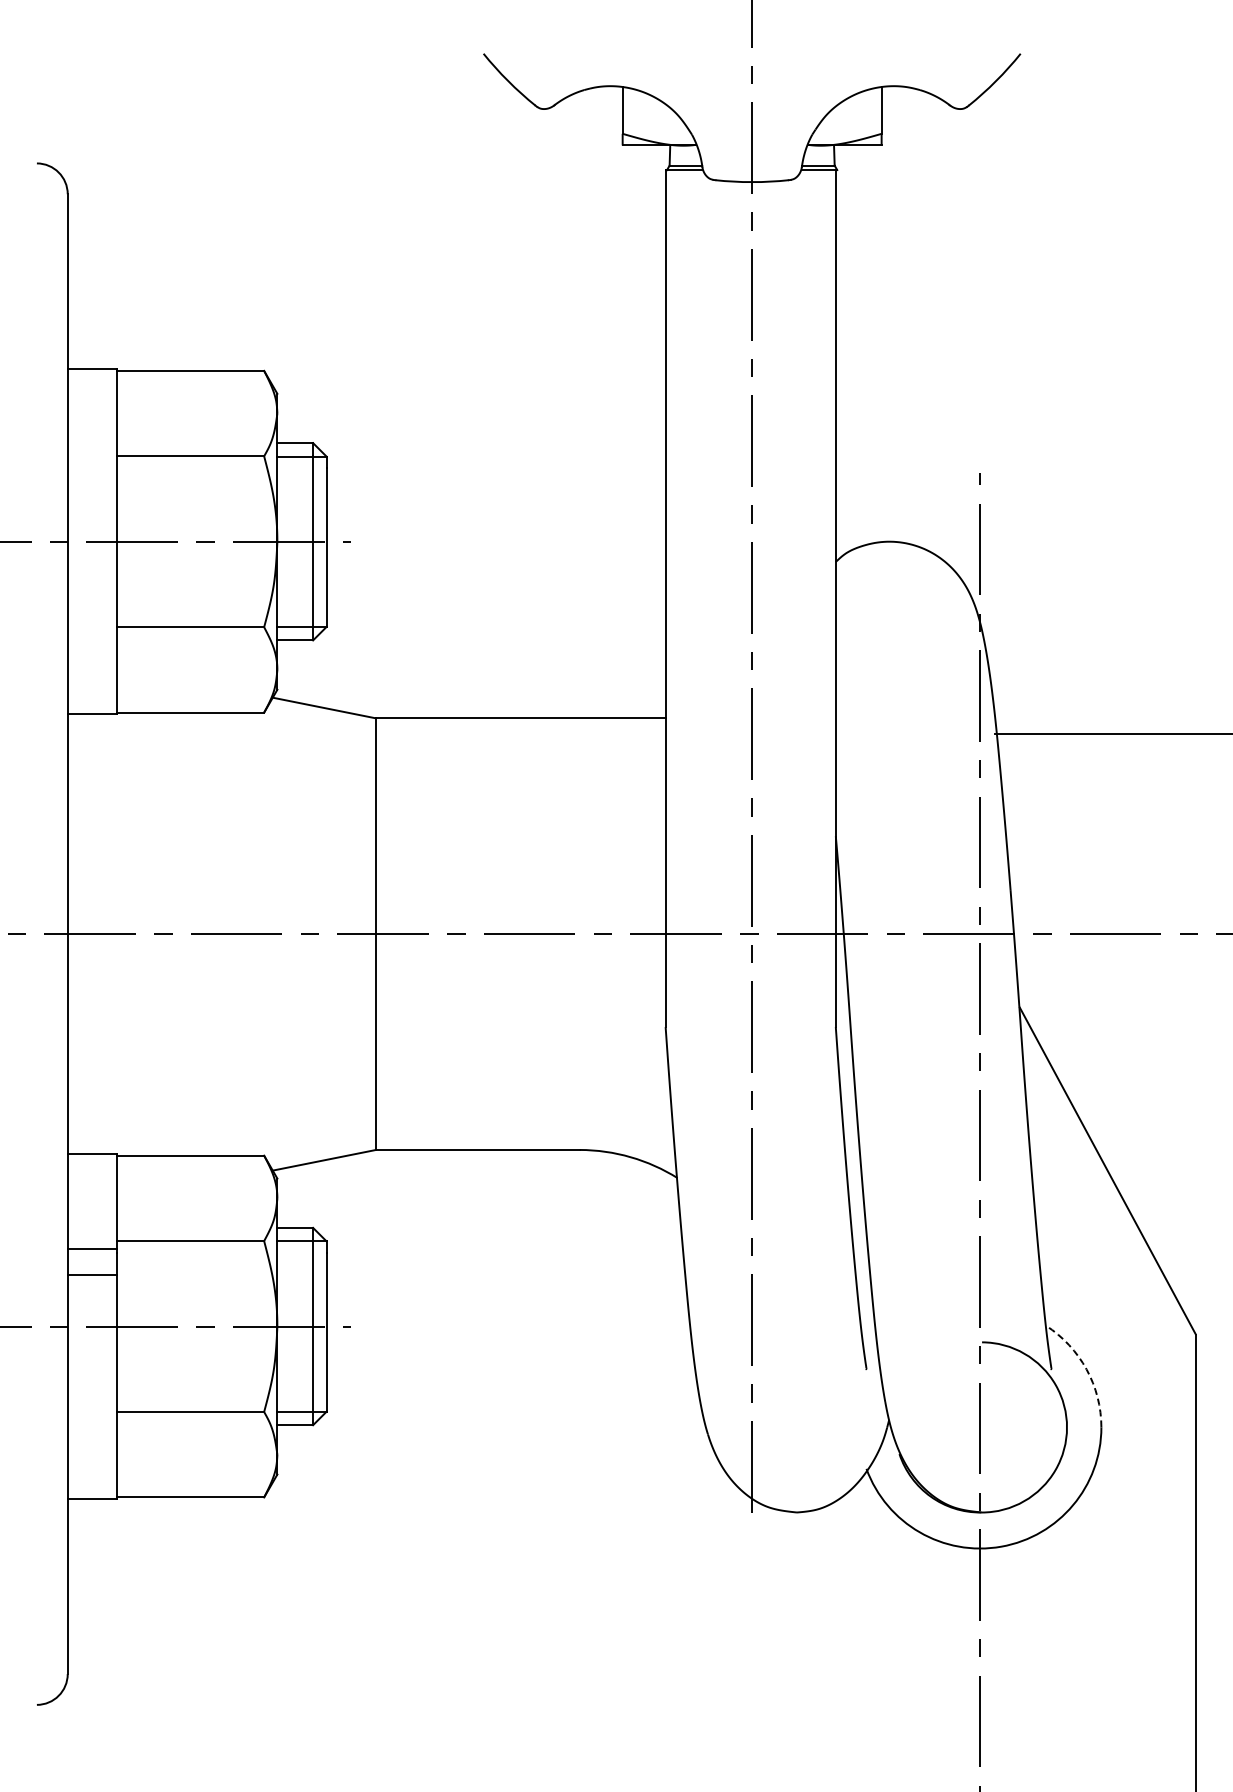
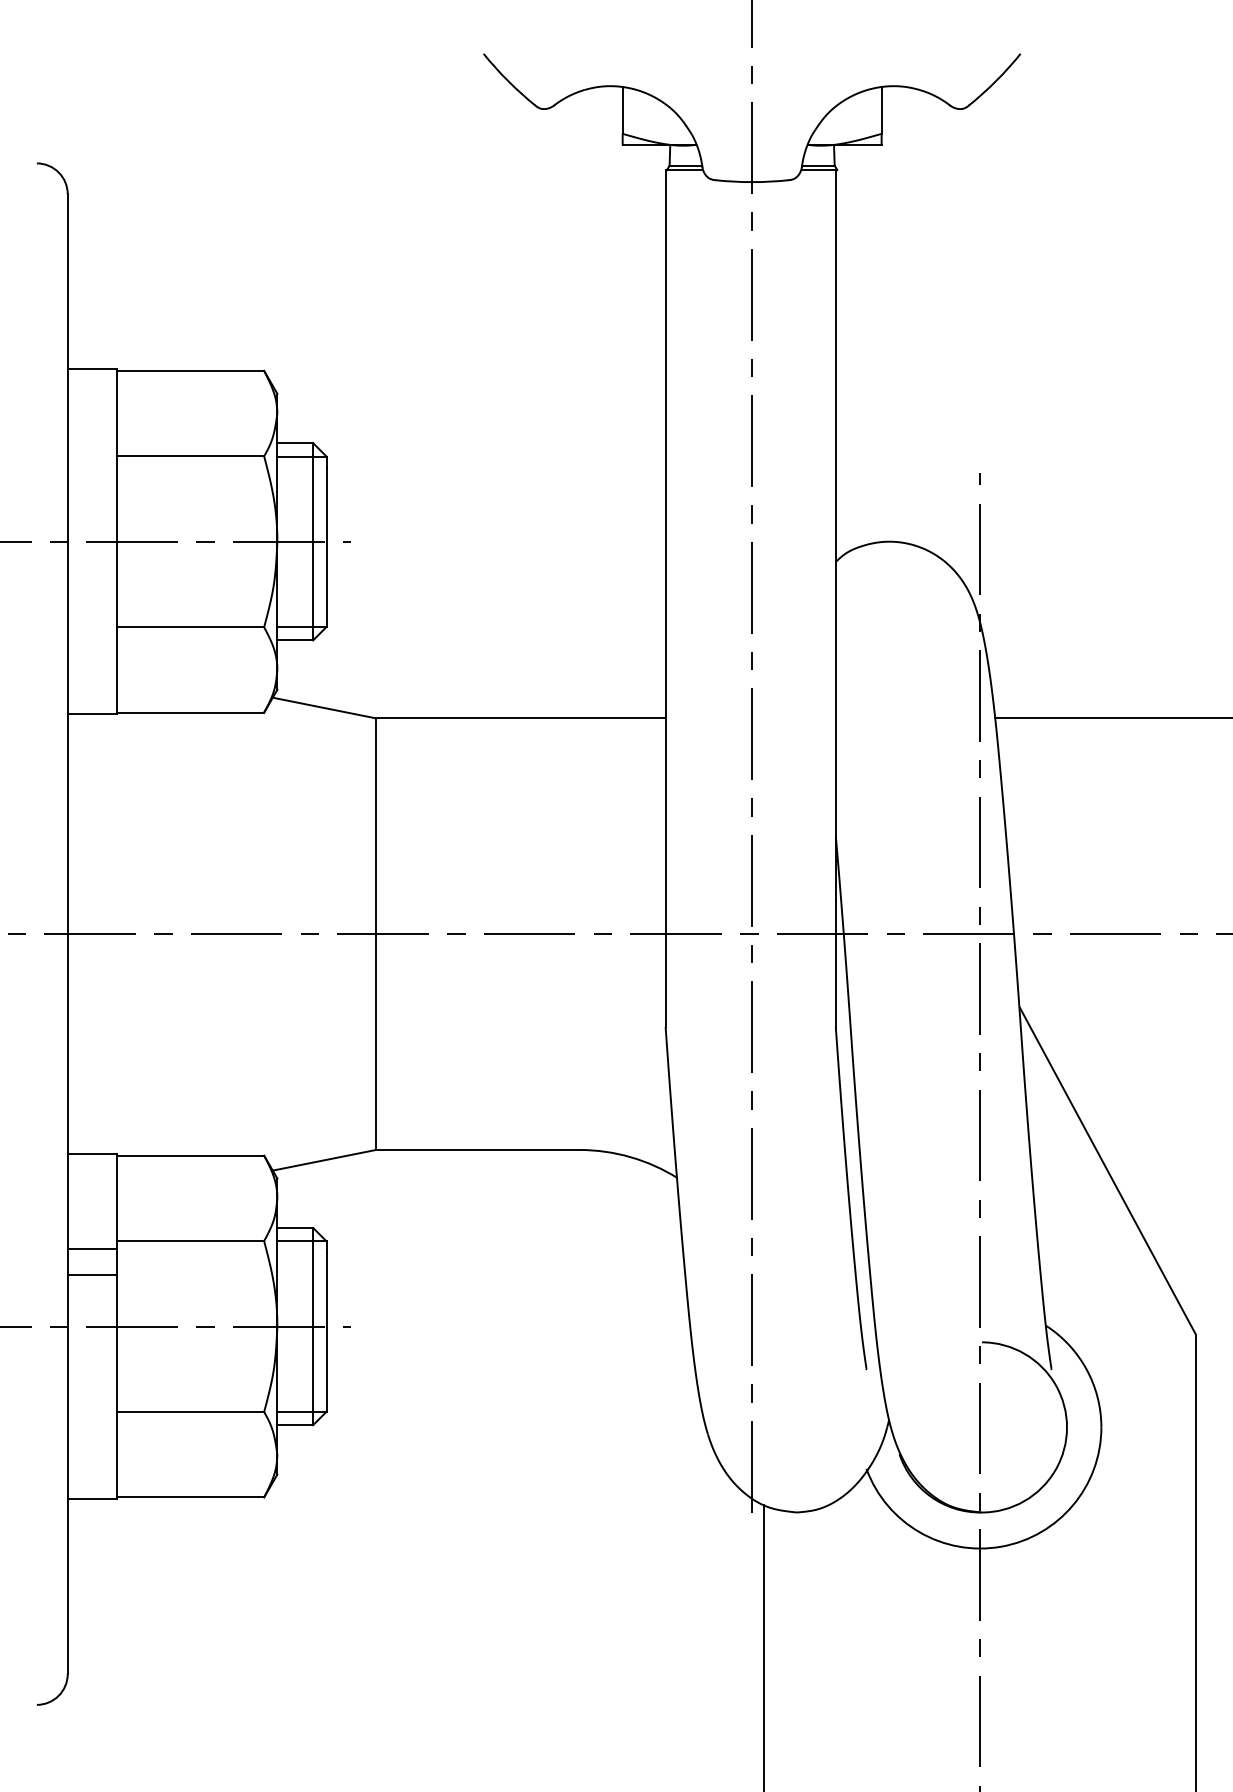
line position: (1112, 734) -> (1112, 718) (1112, 718)
arc: dashed -> solid (1086, 1369)
line: none -> present (764, 1646)
